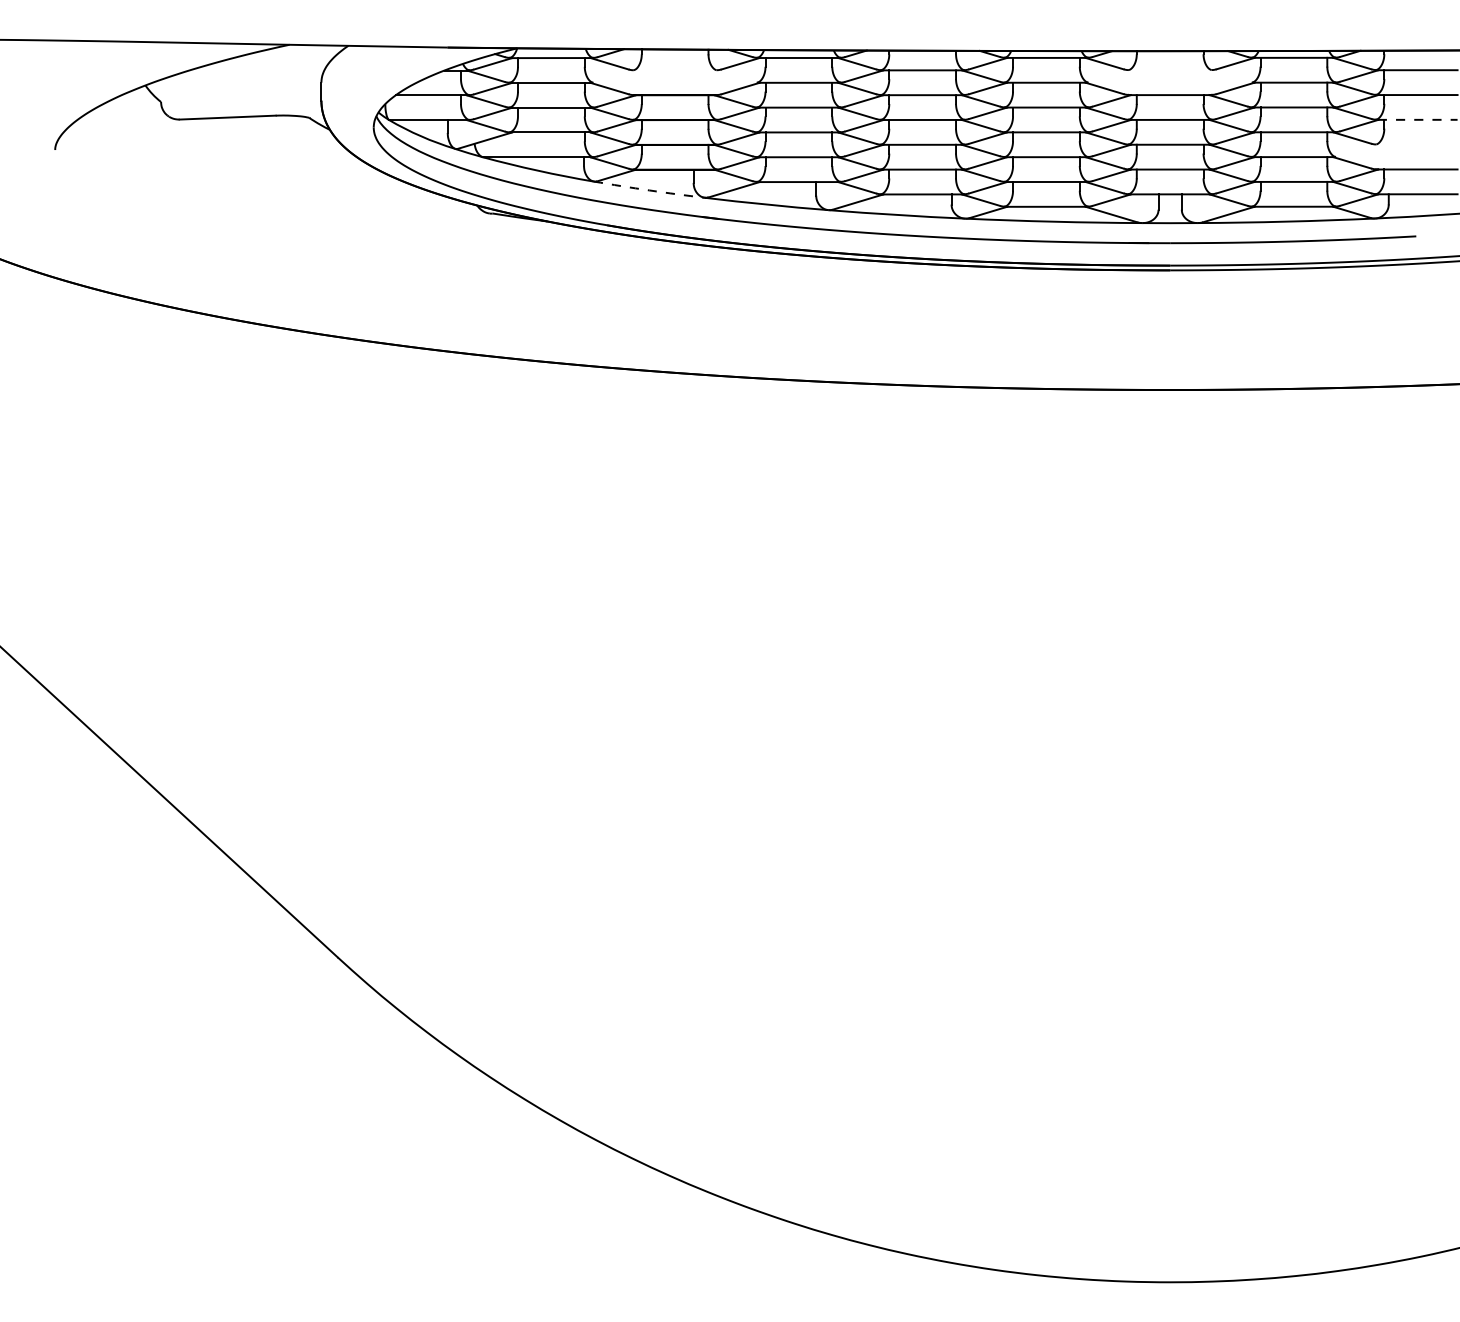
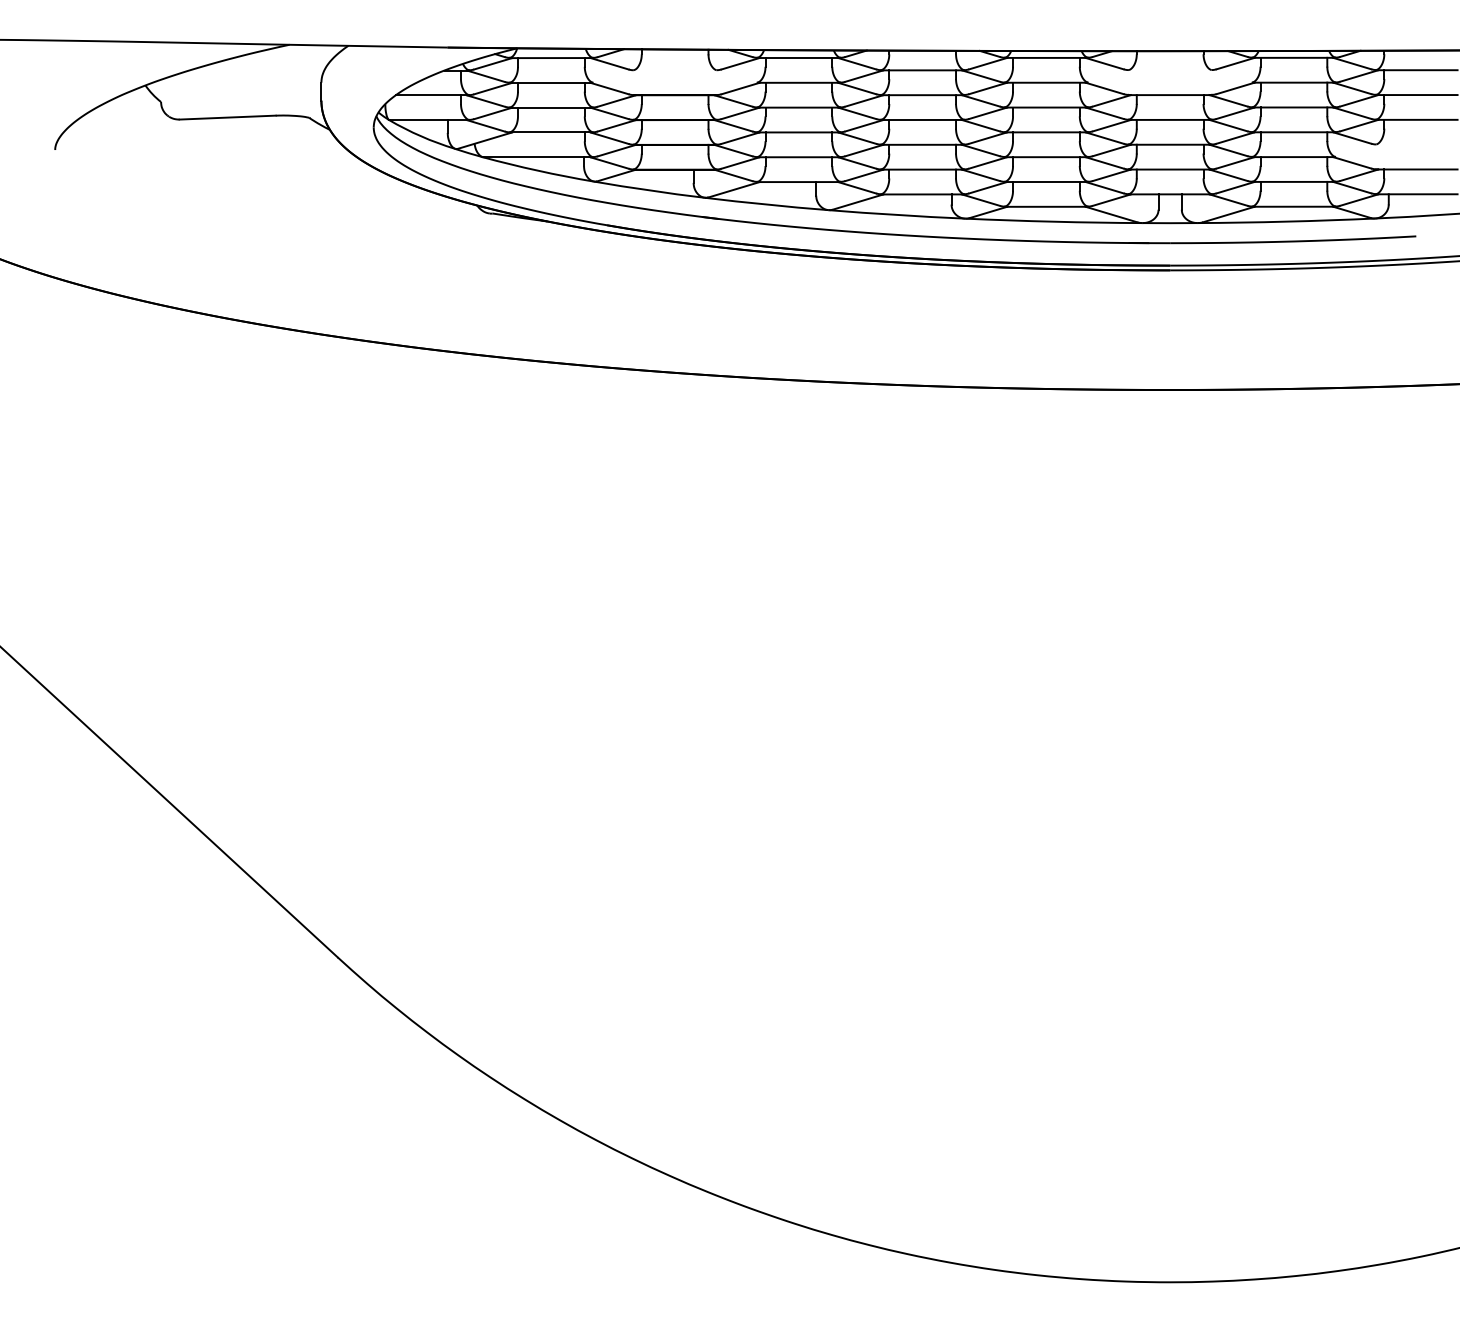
line: dashed -> solid (1417, 119)
arc: dashed -> solid (649, 190)
